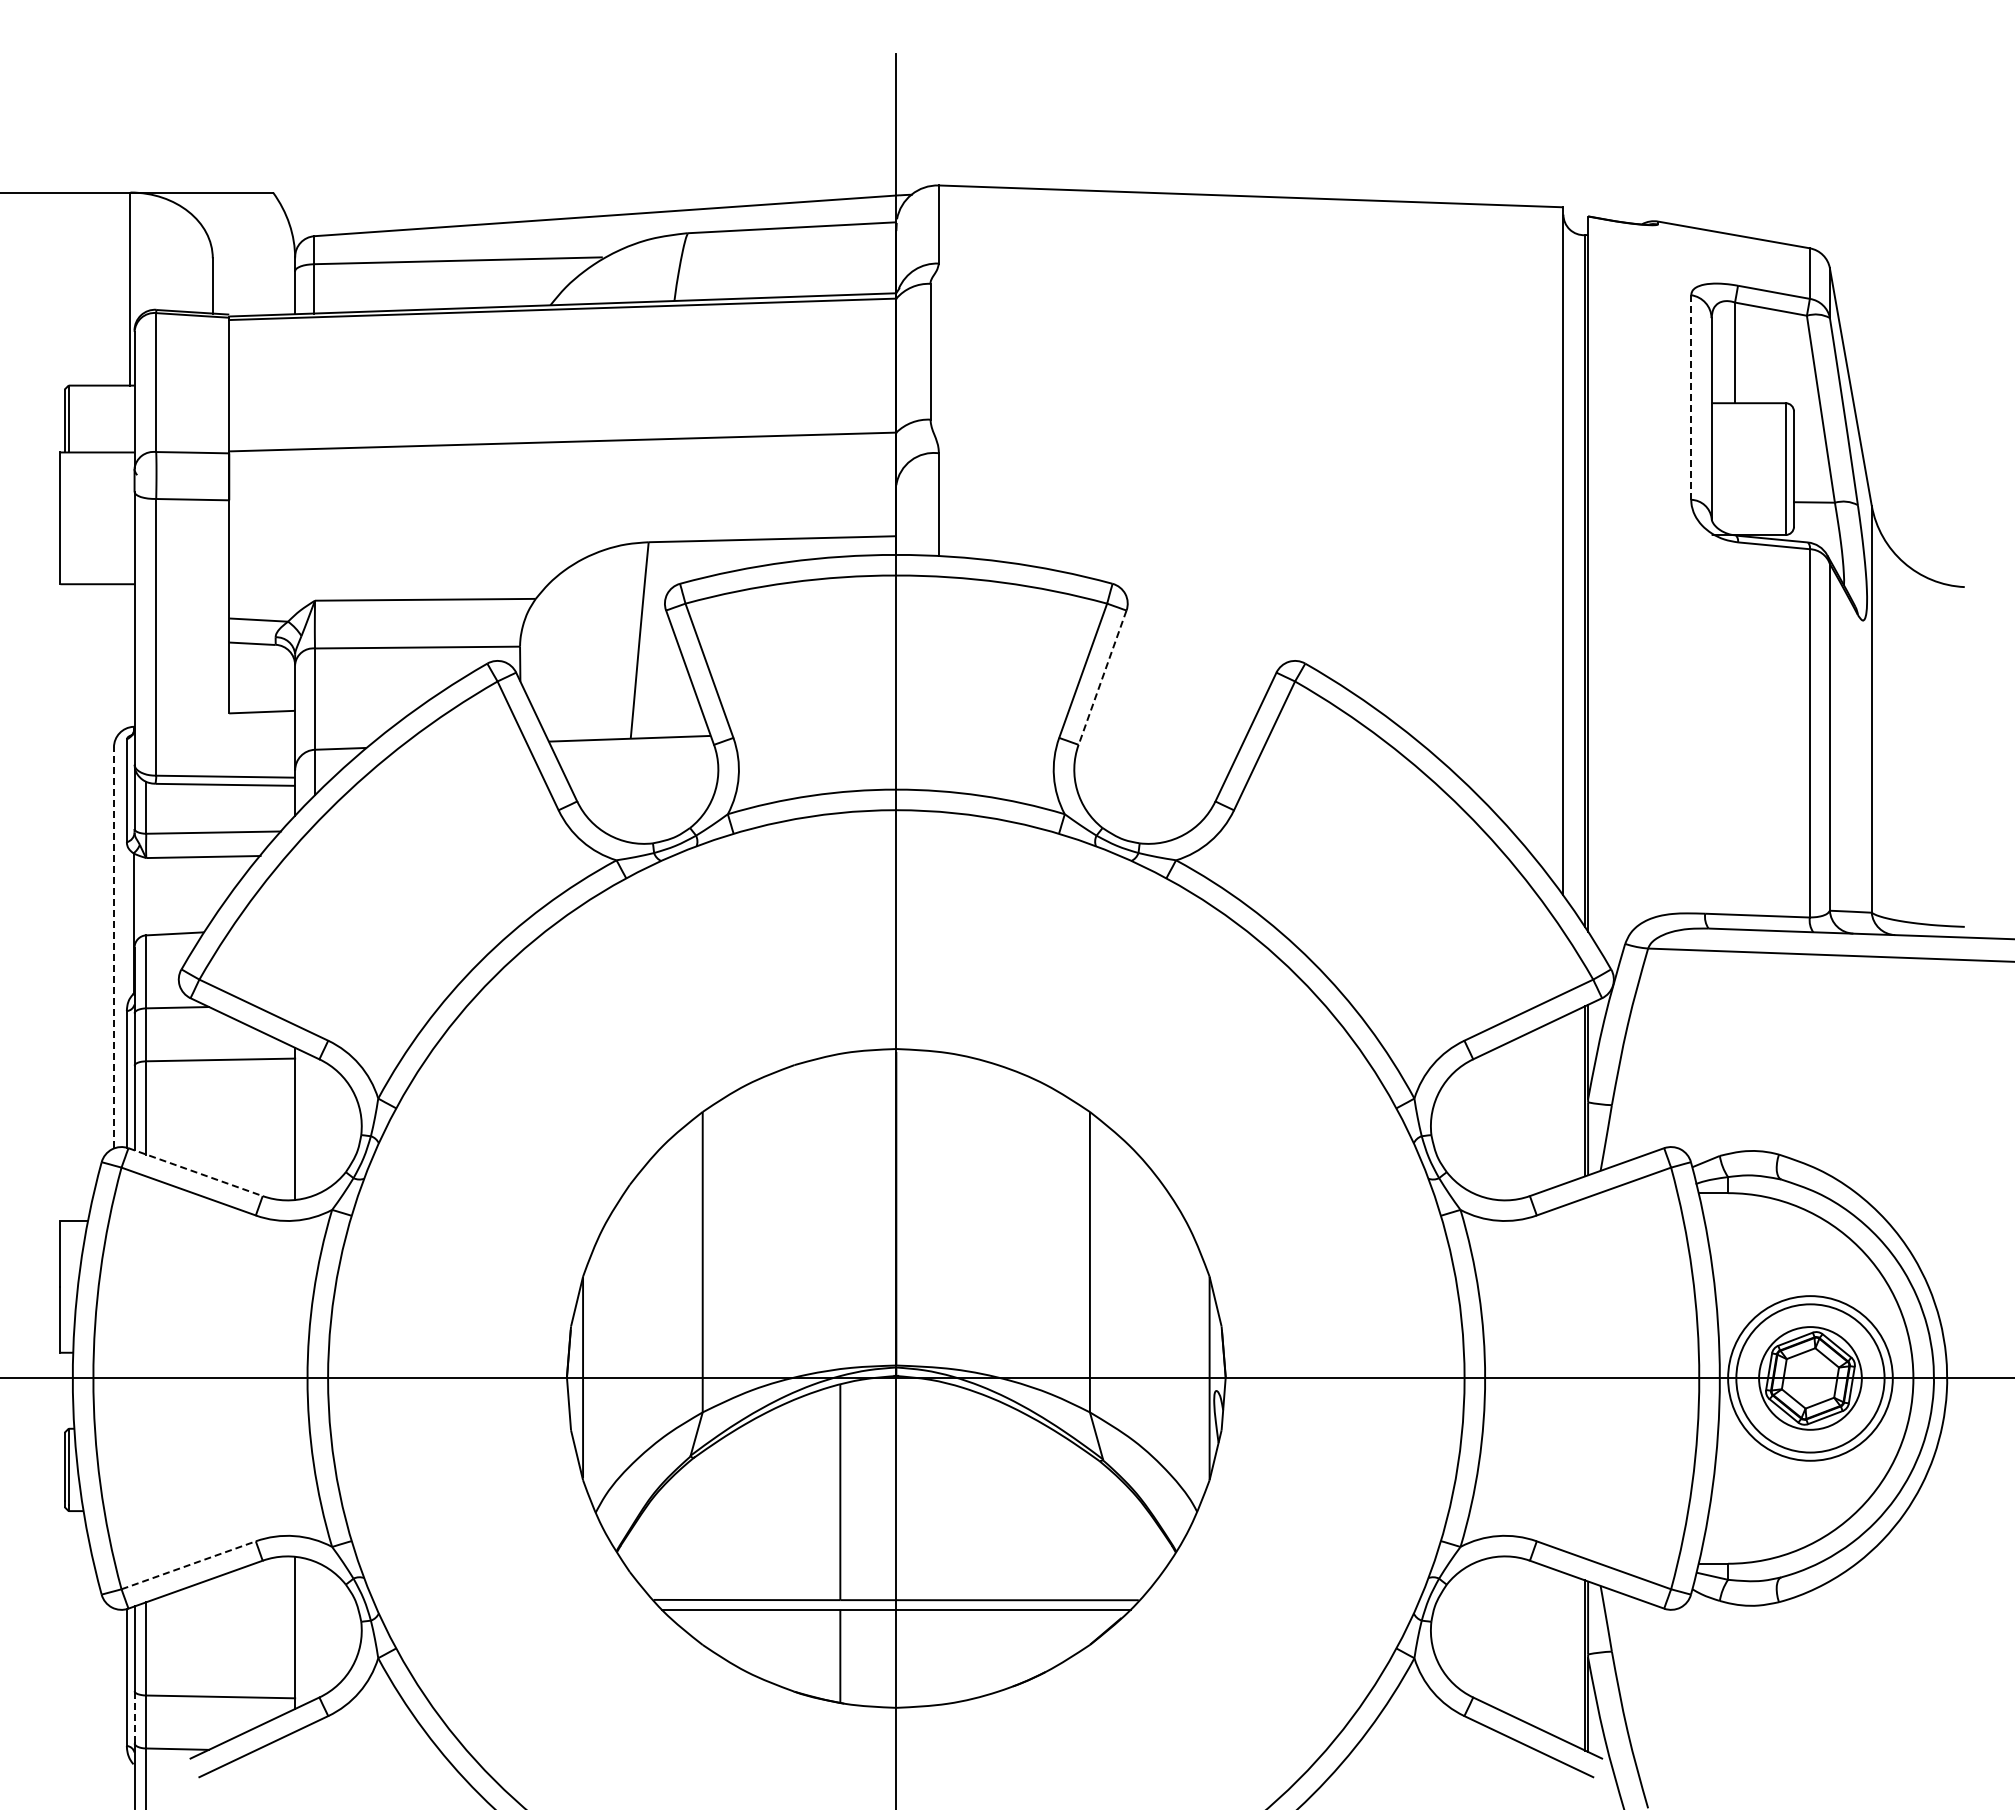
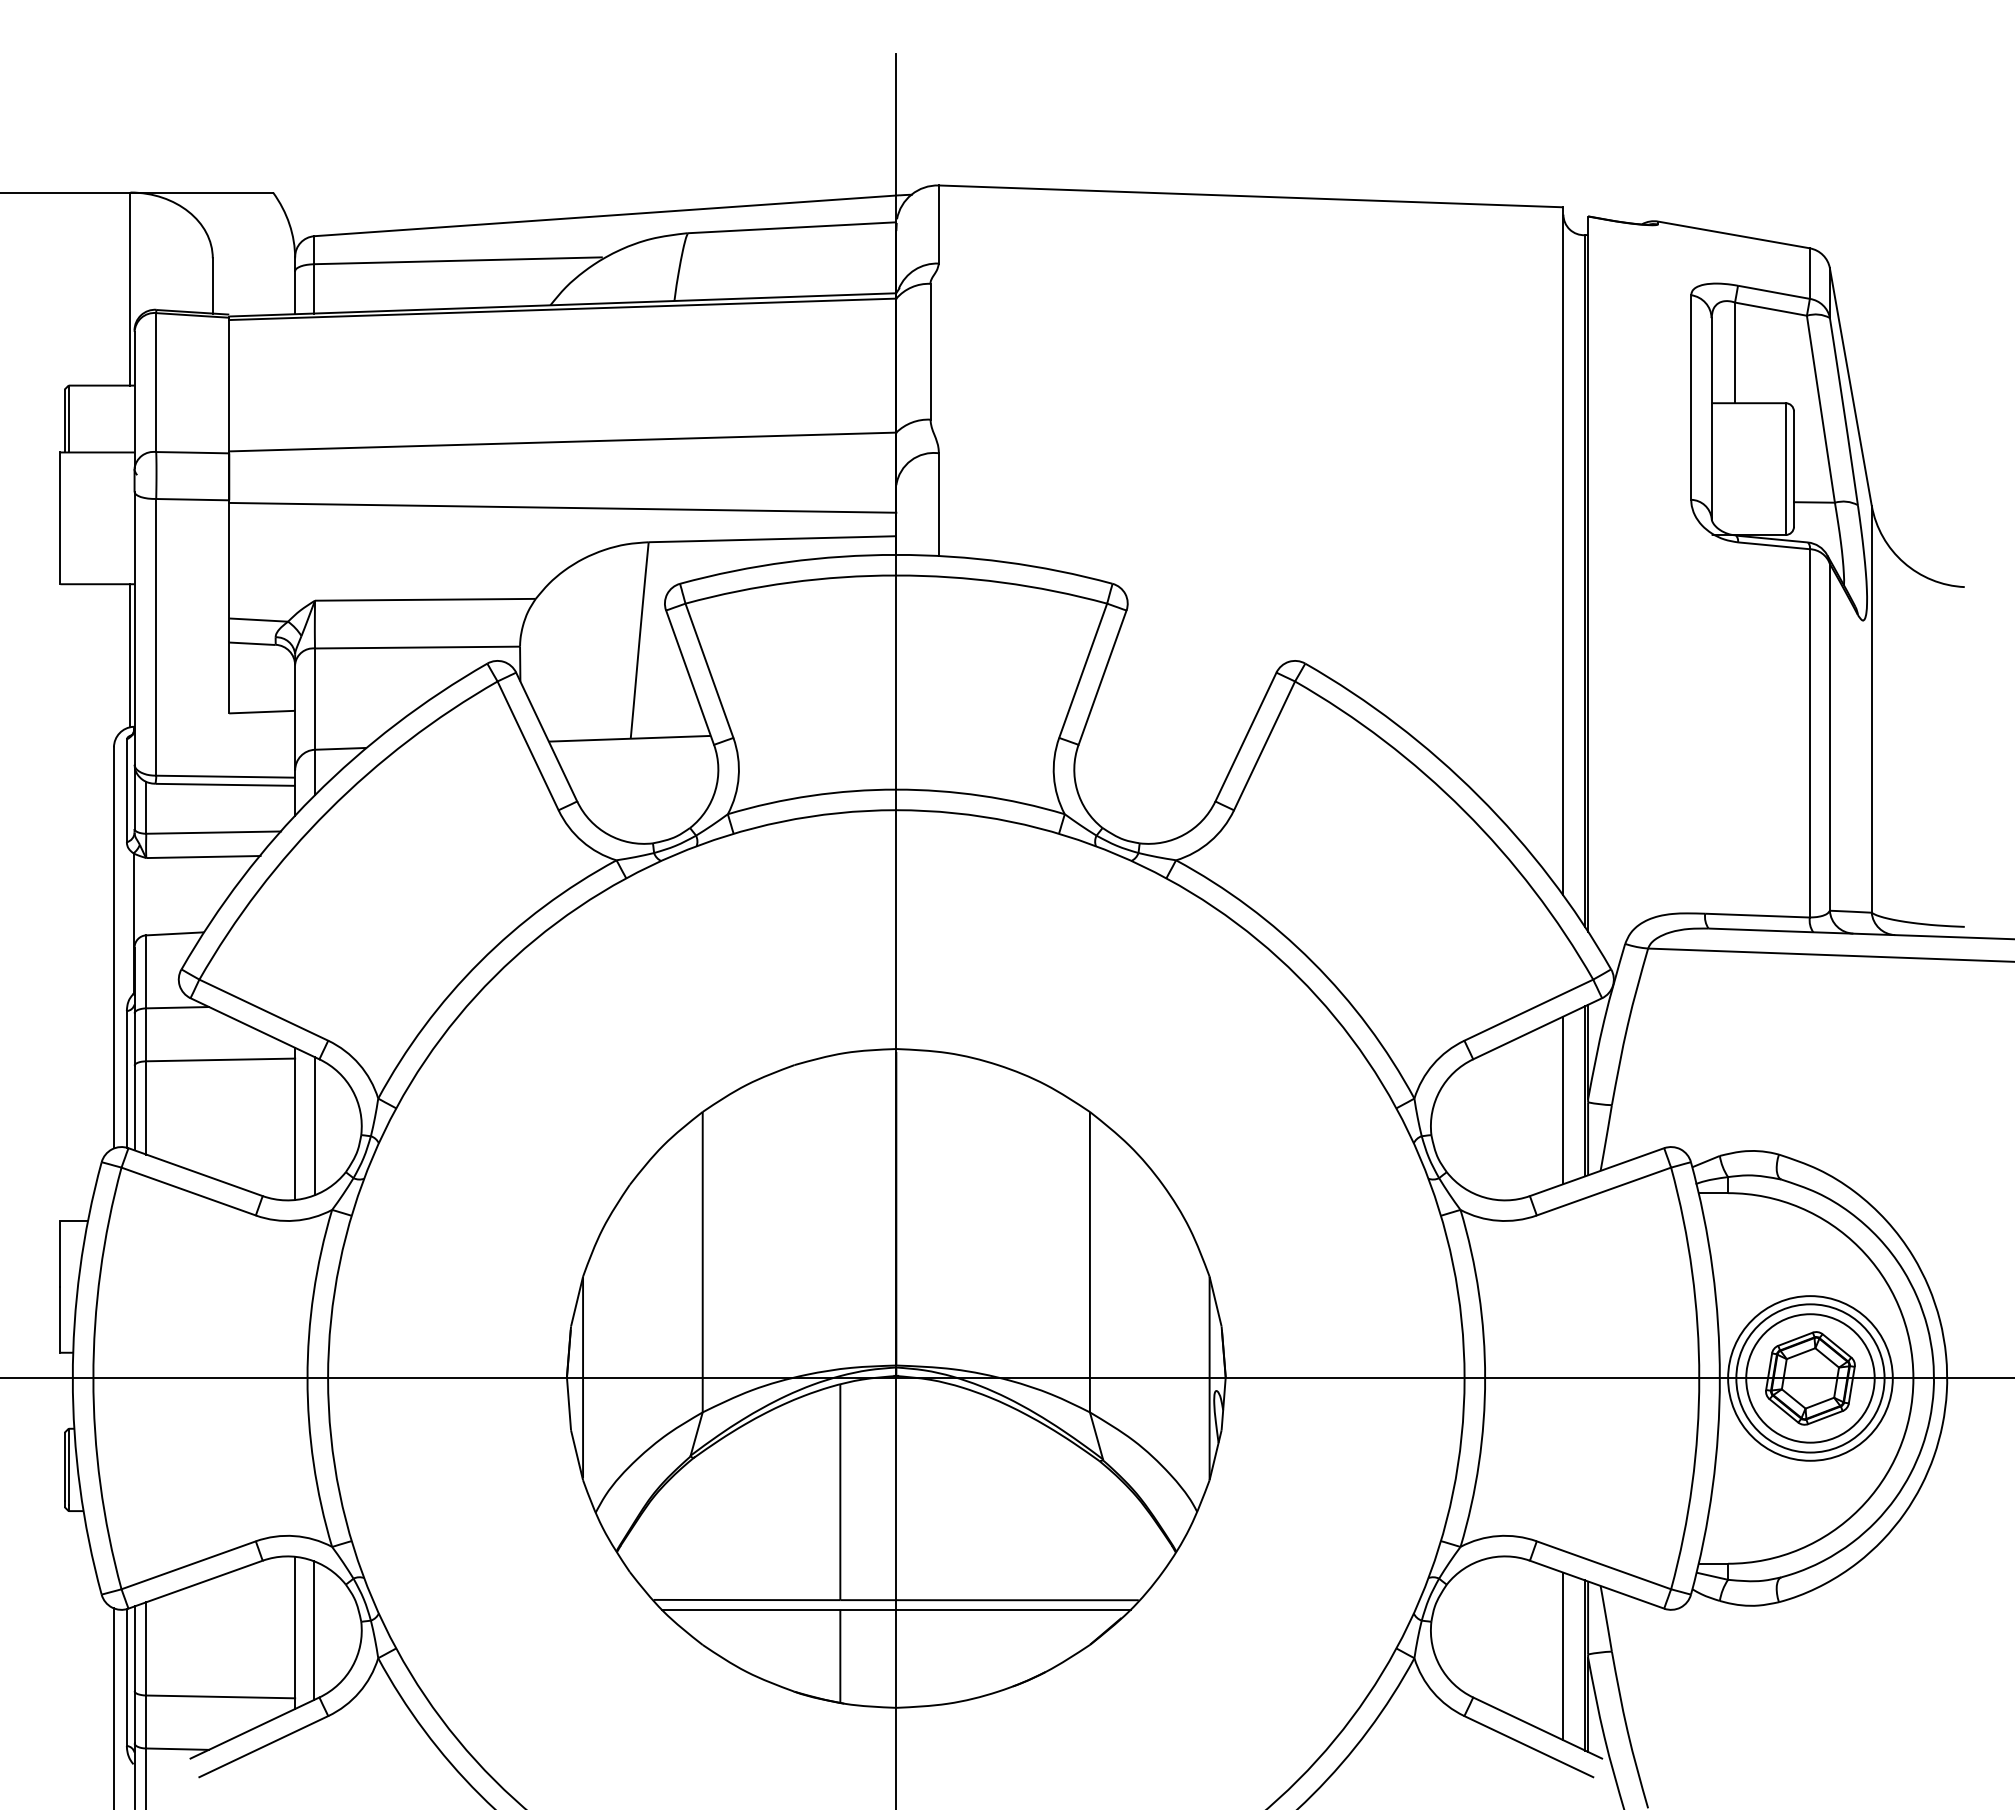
line: dashed -> solid (1691, 397)
line: none -> present (562, 507)
line: none -> present (130, 655)
line: dashed -> solid (1102, 678)
line: dashed -> solid (113, 947)
line: none -> present (1563, 1100)
line: none -> present (315, 1126)
line: dashed -> solid (196, 1172)
circle diameter: 103 px -> 128 px (1810, 1378)
line: dashed -> solid (189, 1565)
line: none -> present (314, 1630)
line: none -> present (1563, 1656)
line: none -> present (113, 1707)
line: dashed -> solid (134, 1716)
